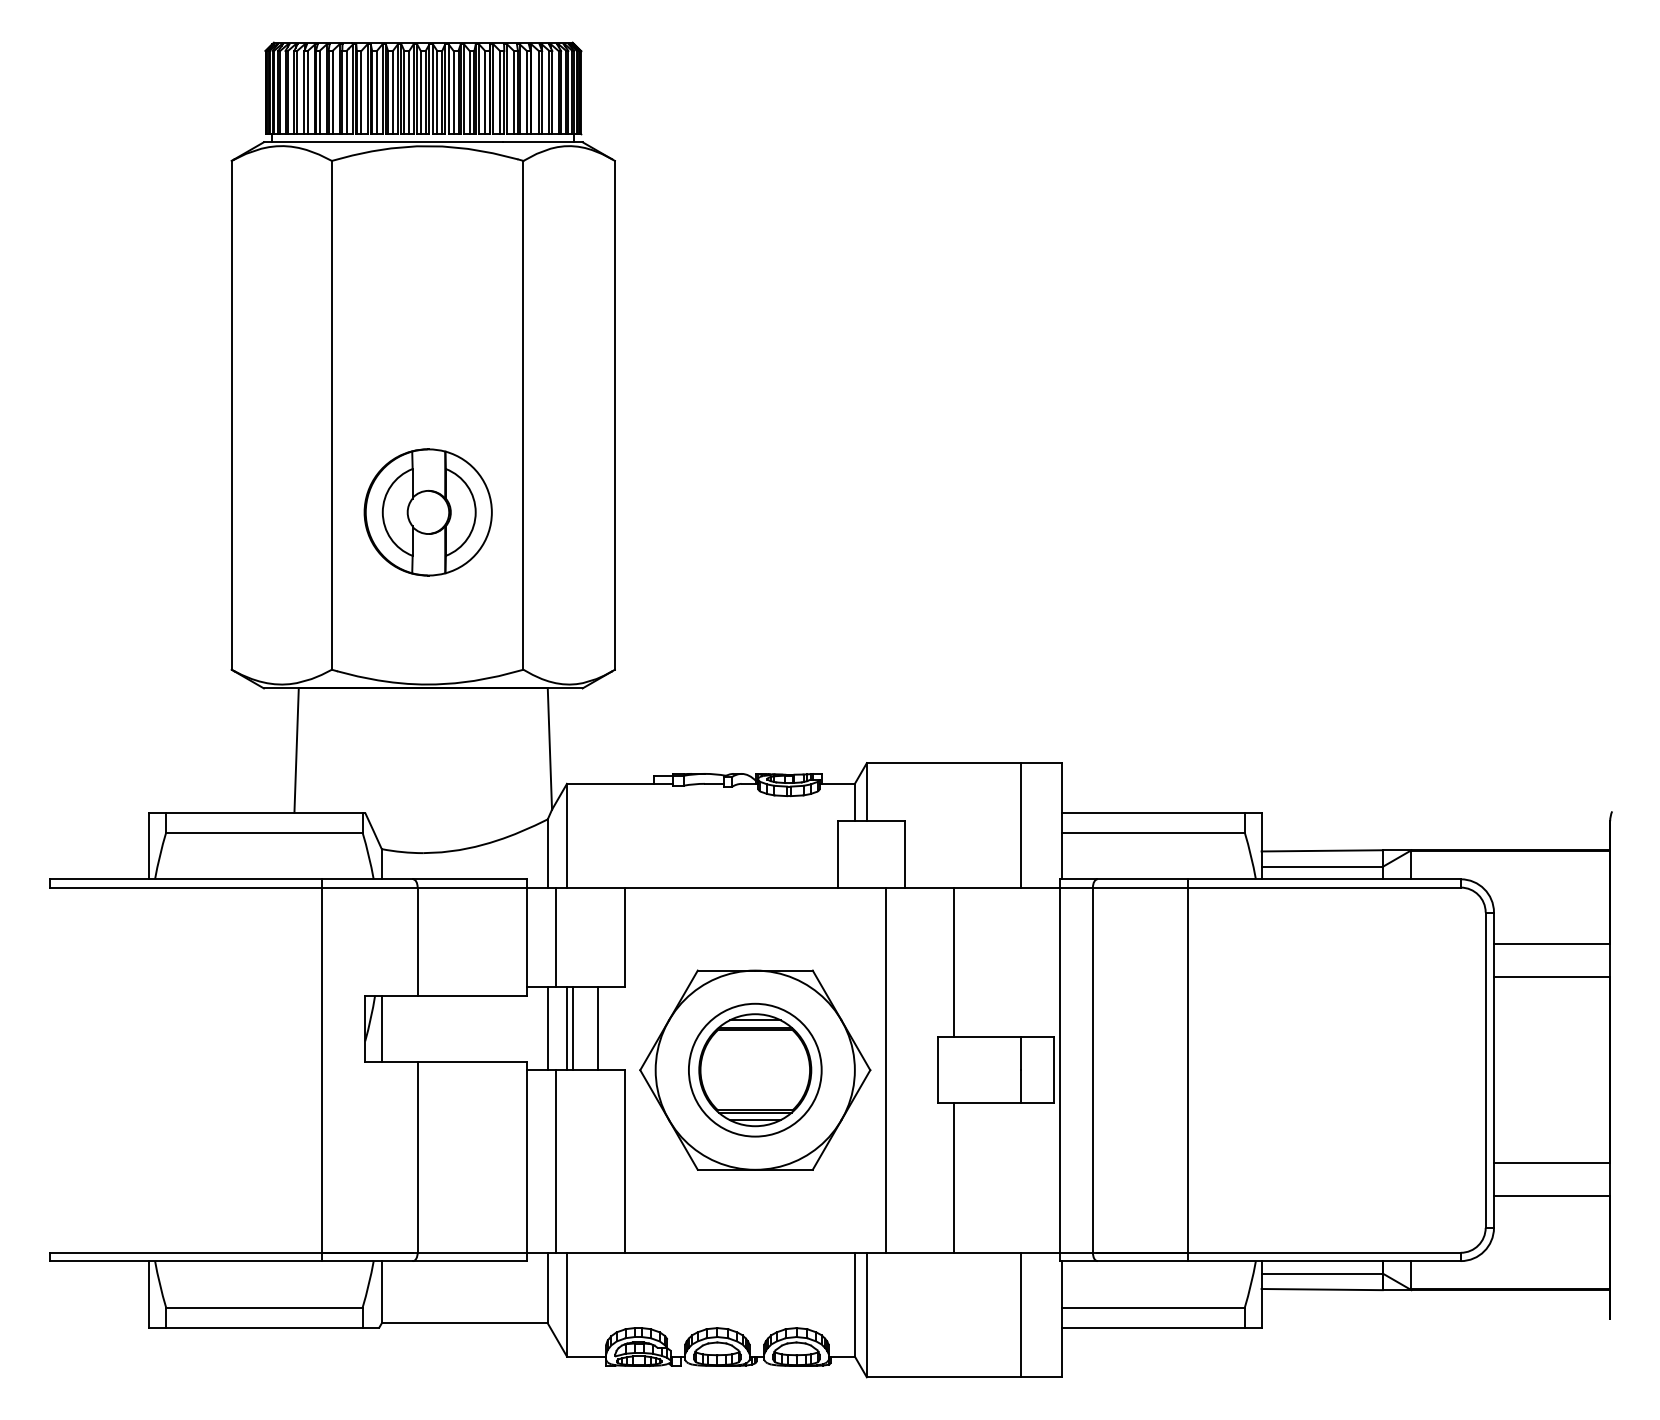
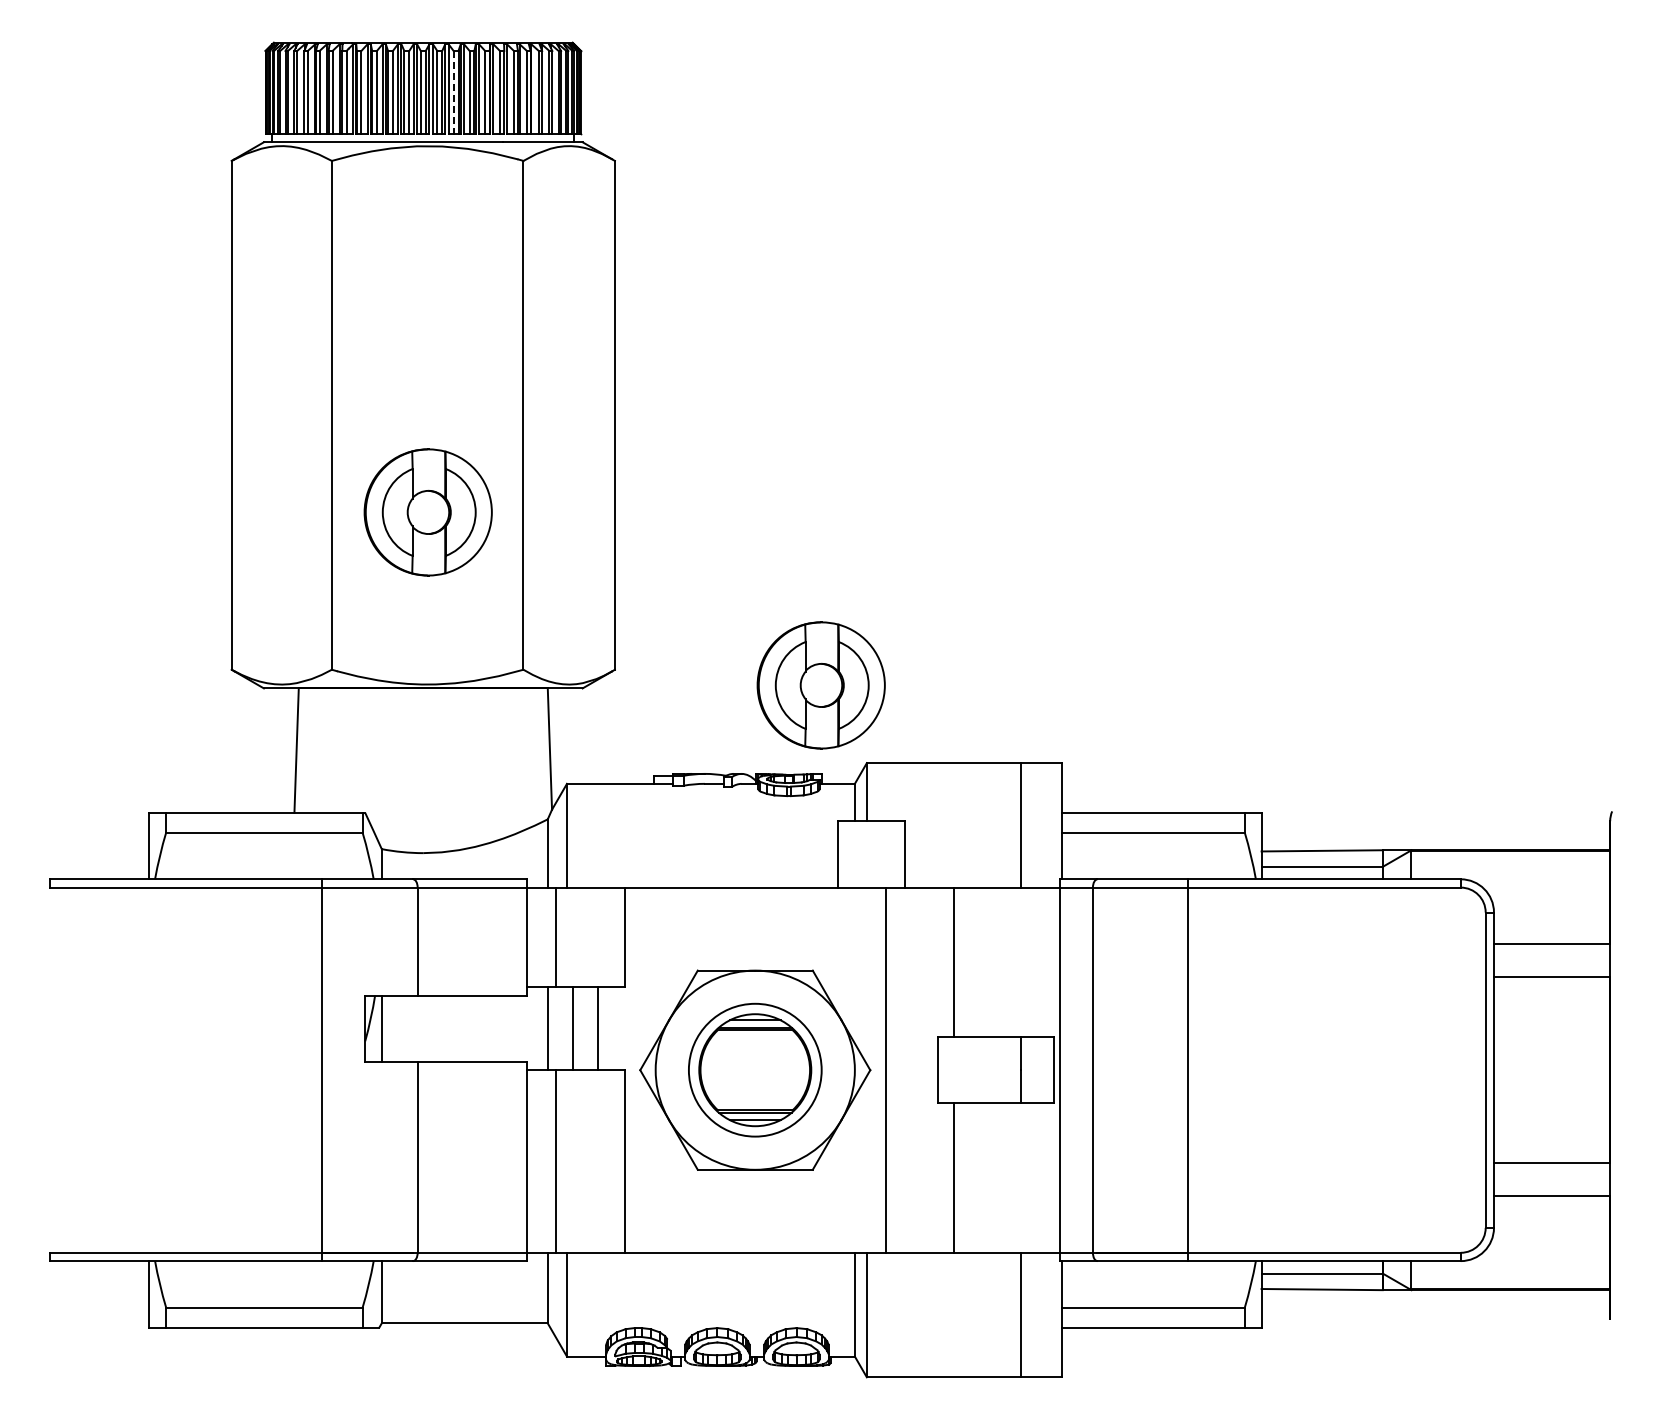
line: solid -> dashed (453, 92)
part: none -> present (820, 685)
line: present -> none (566, 1028)
